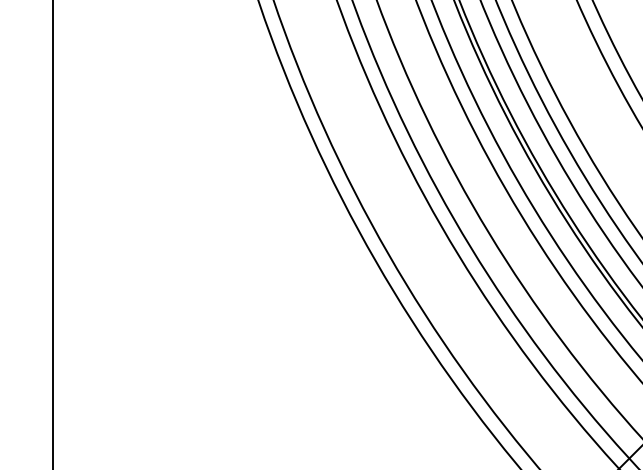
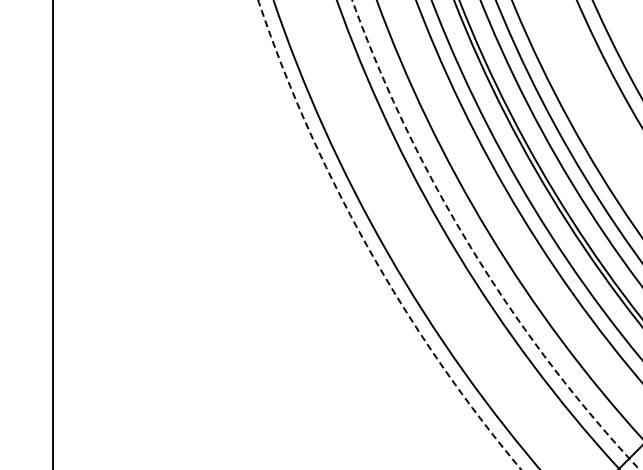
arc: solid -> dashed (471, 248)
arc: solid -> dashed (369, 249)
